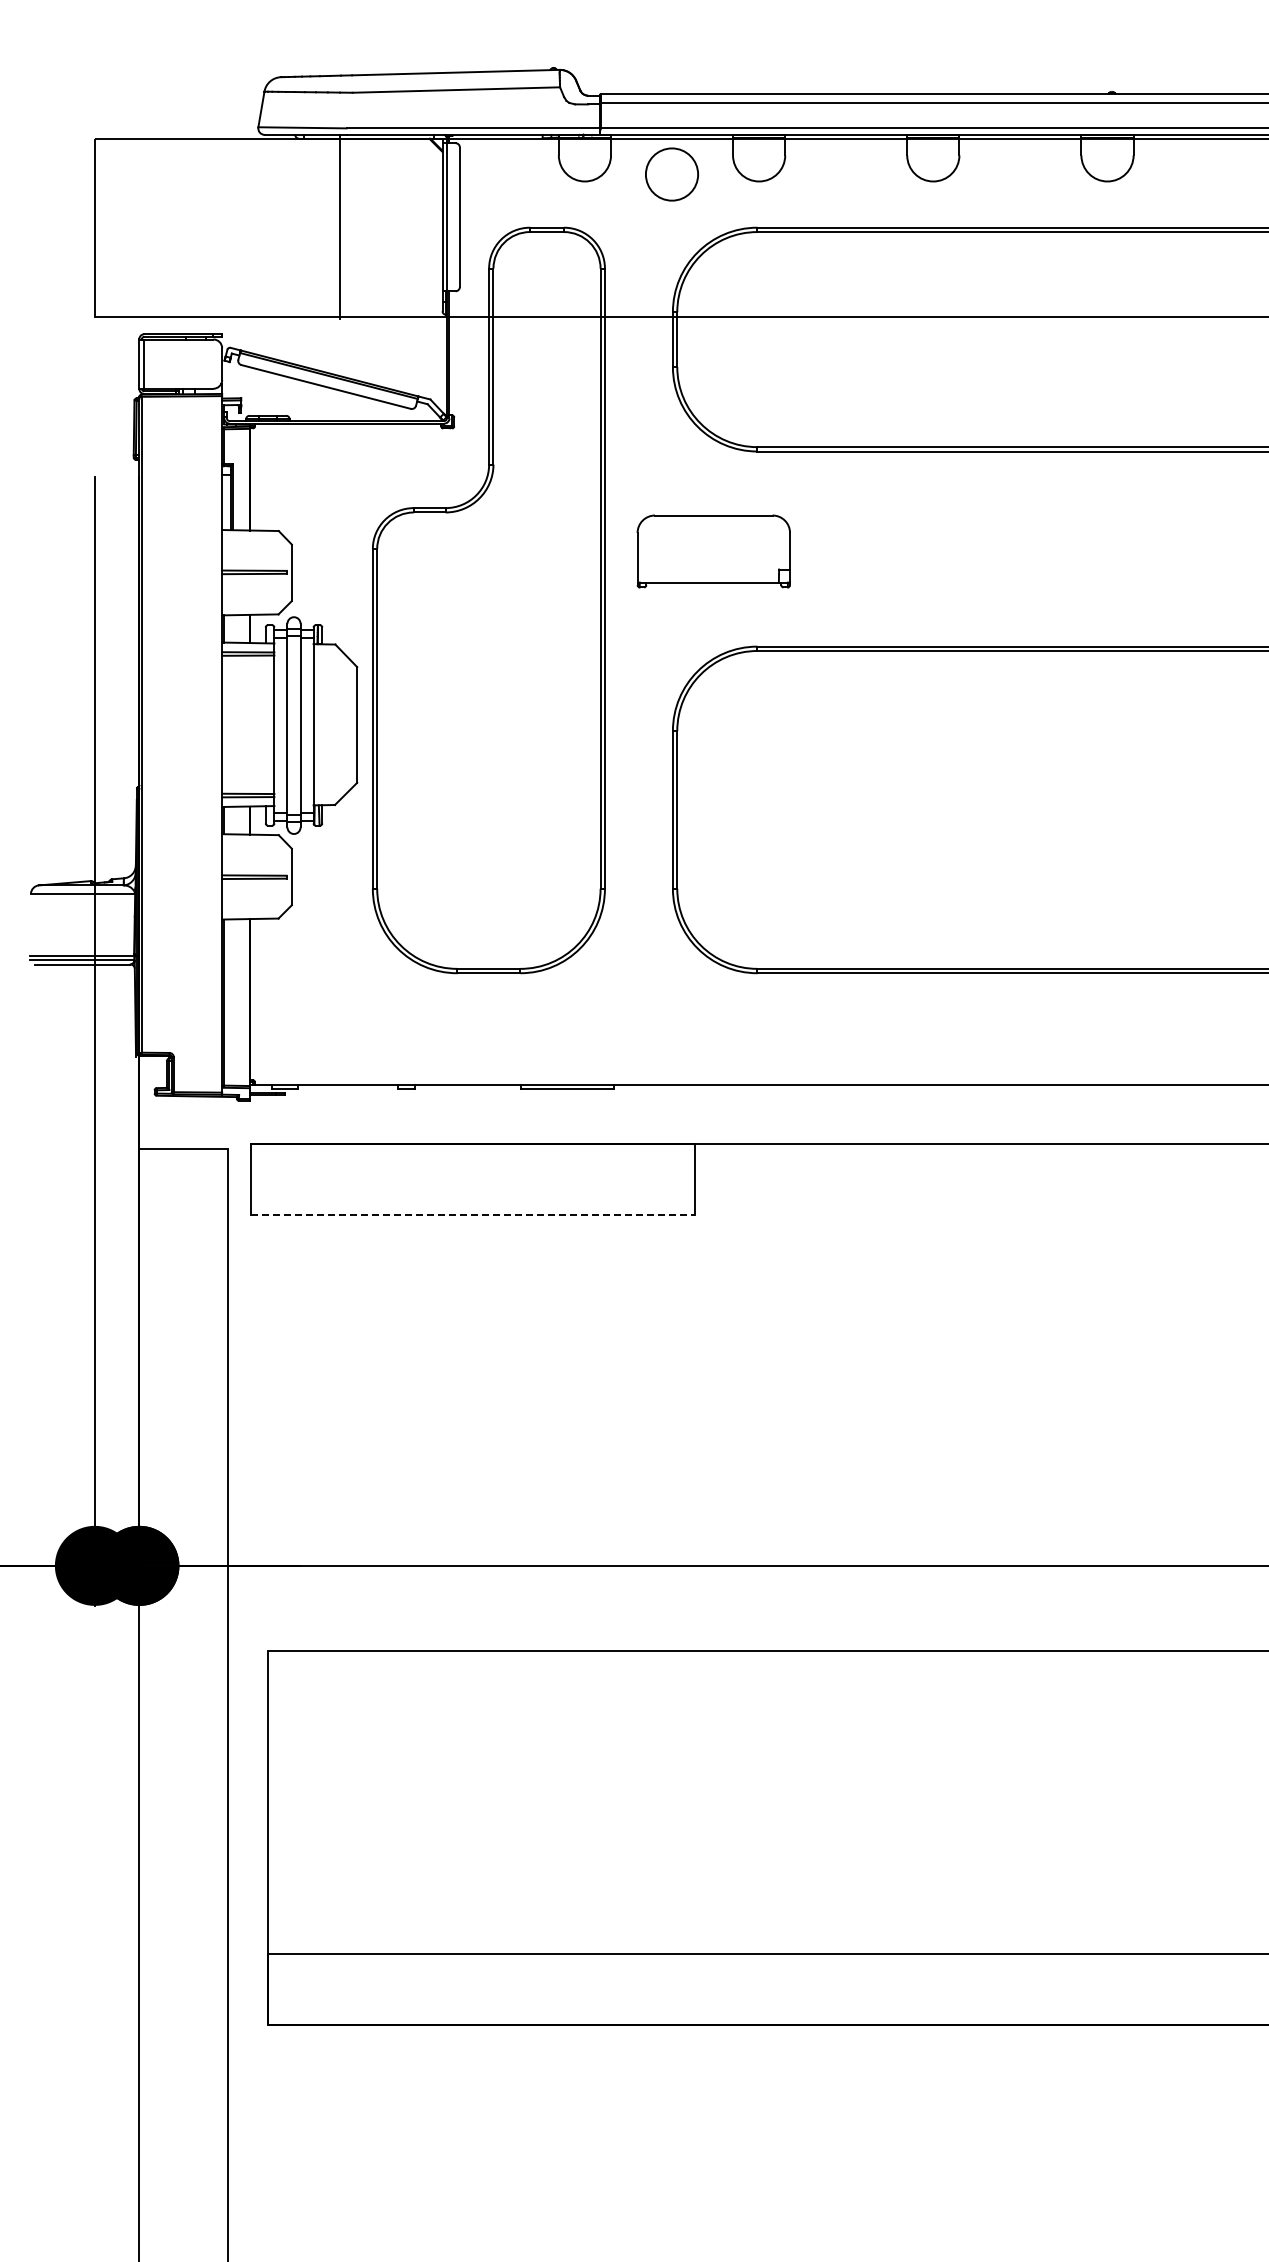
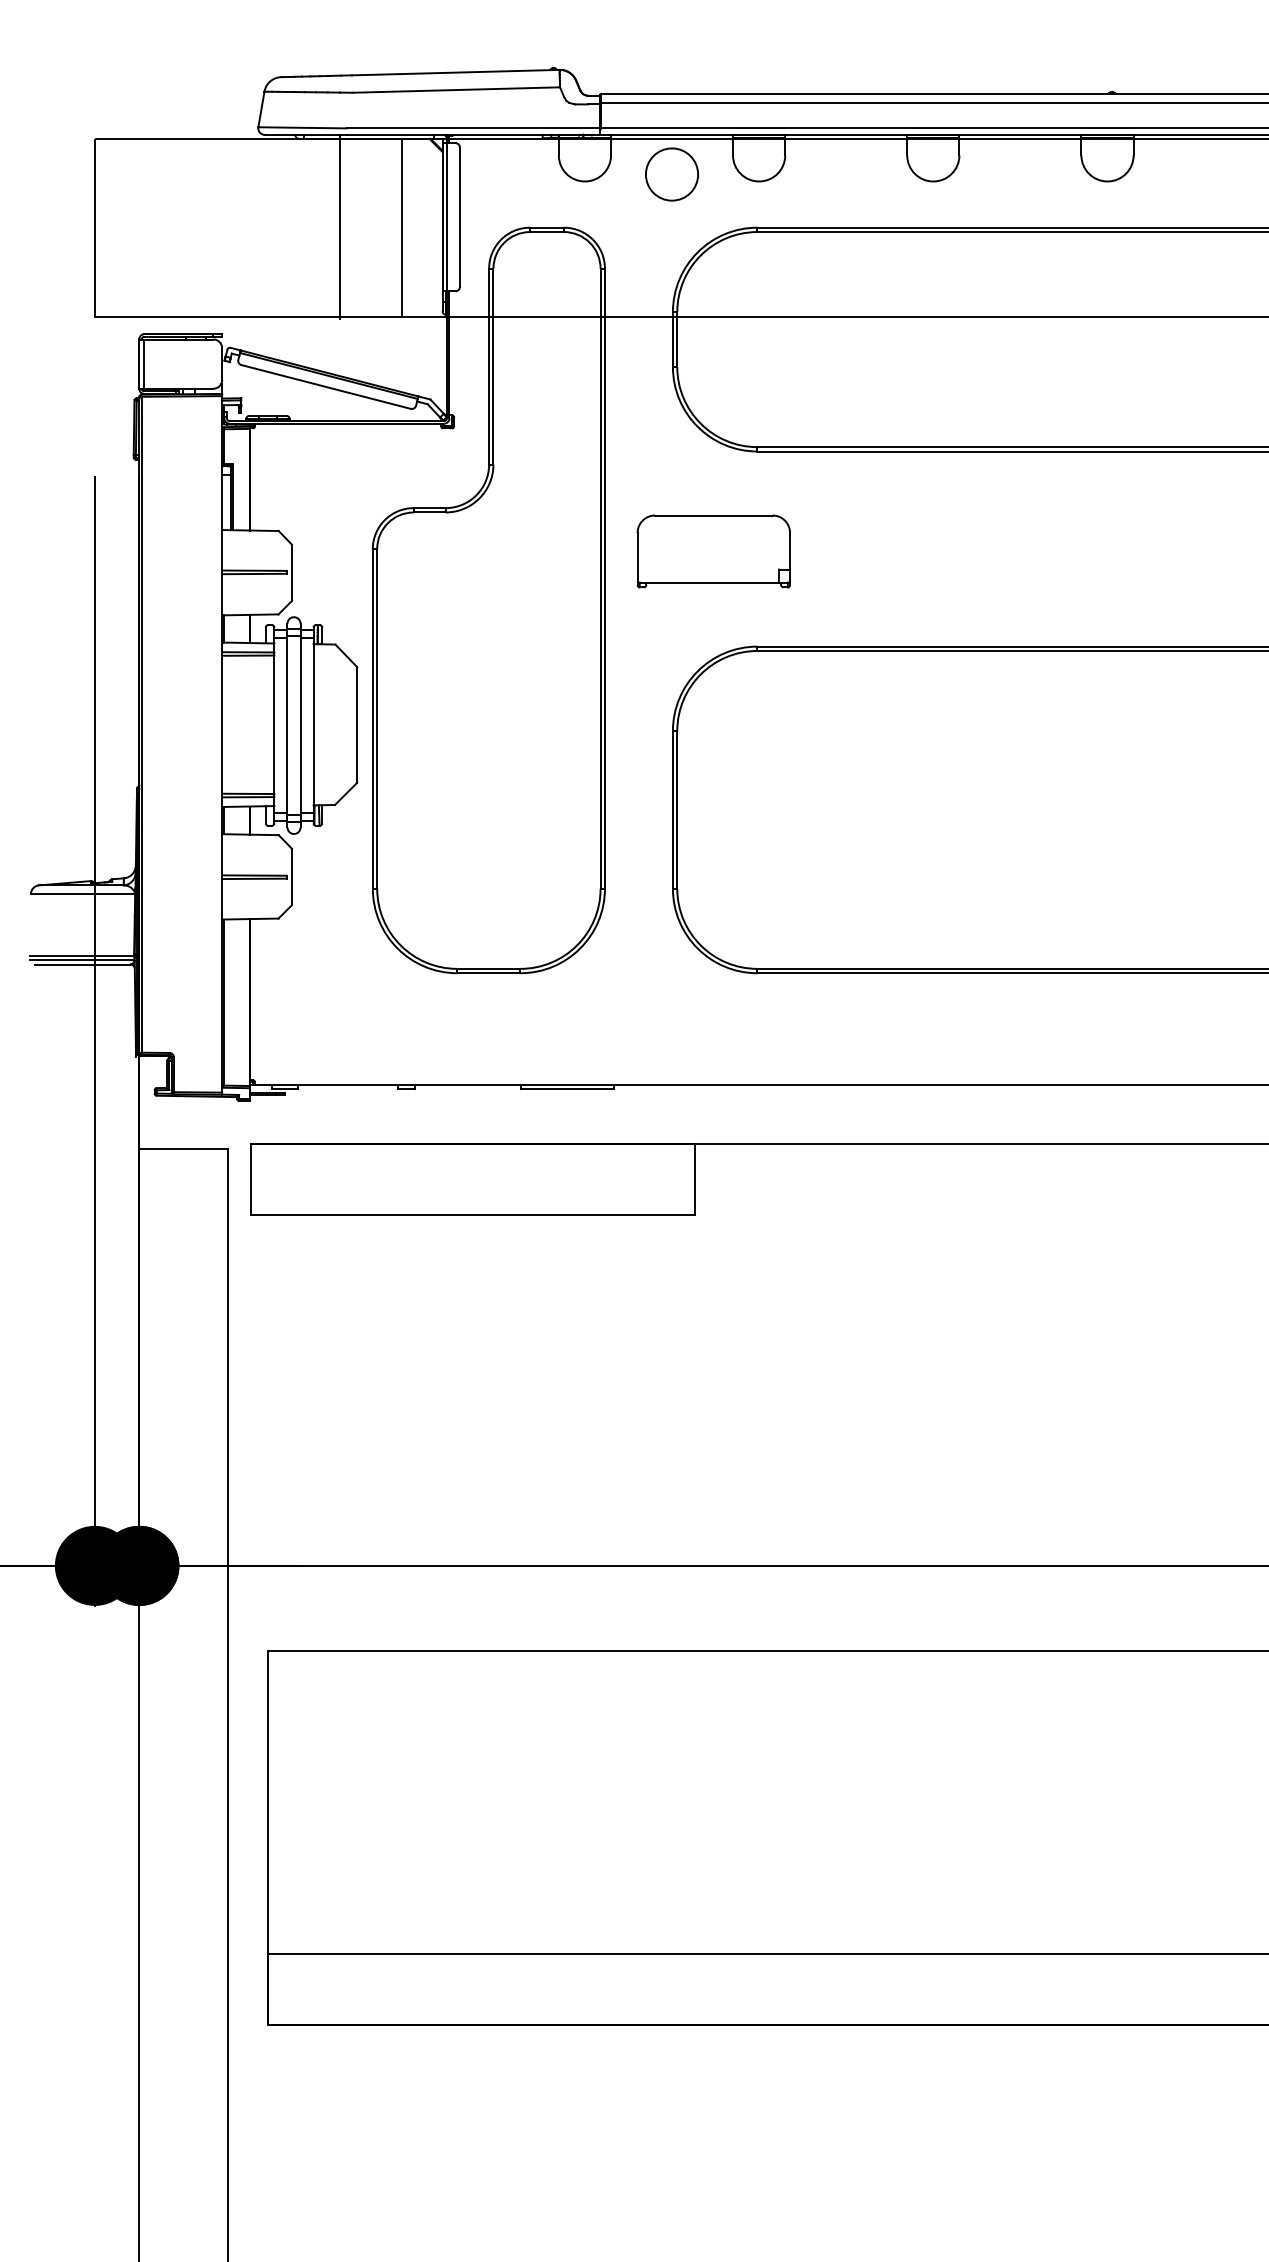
line: none -> present (401, 227)
line: dashed -> solid (473, 1215)
